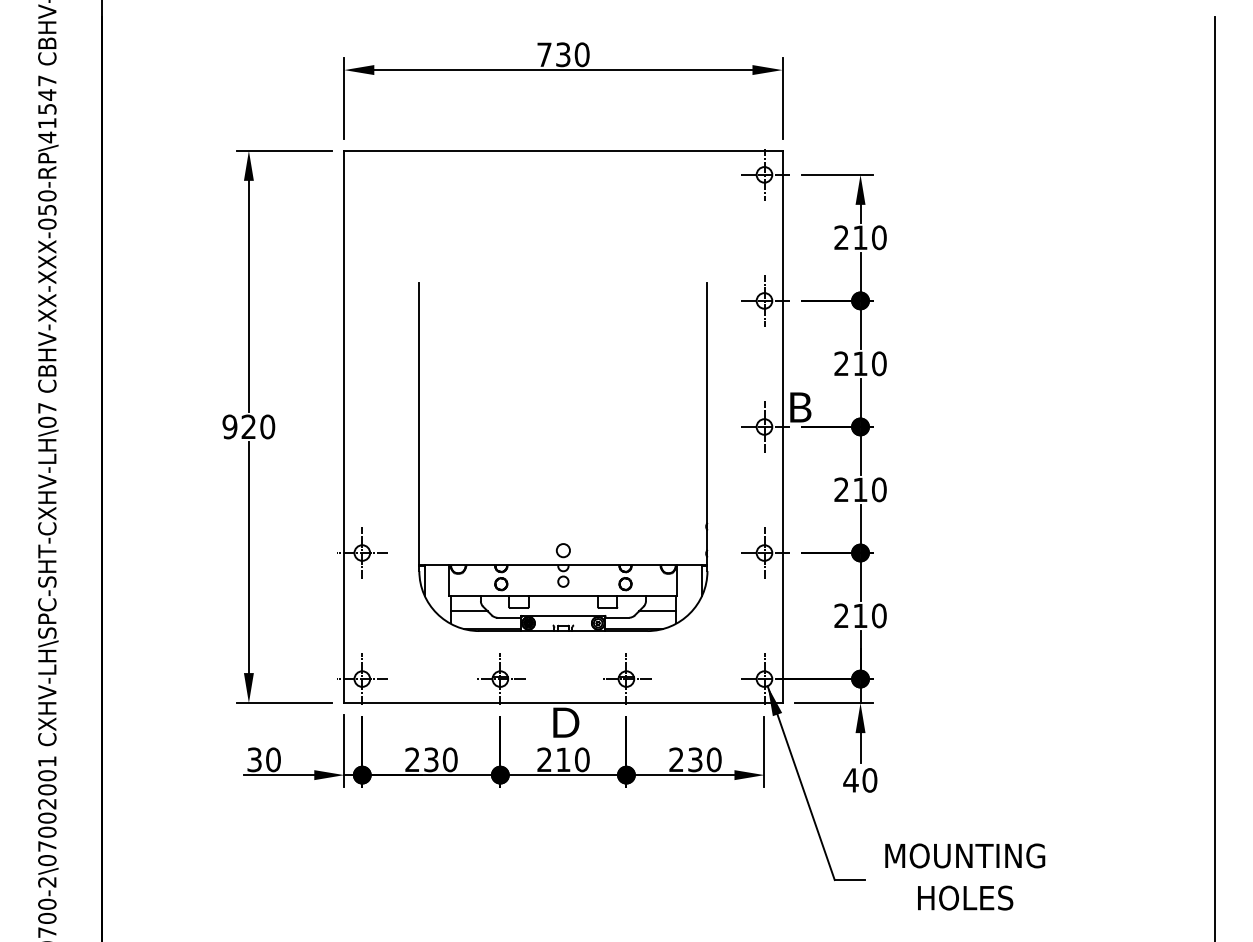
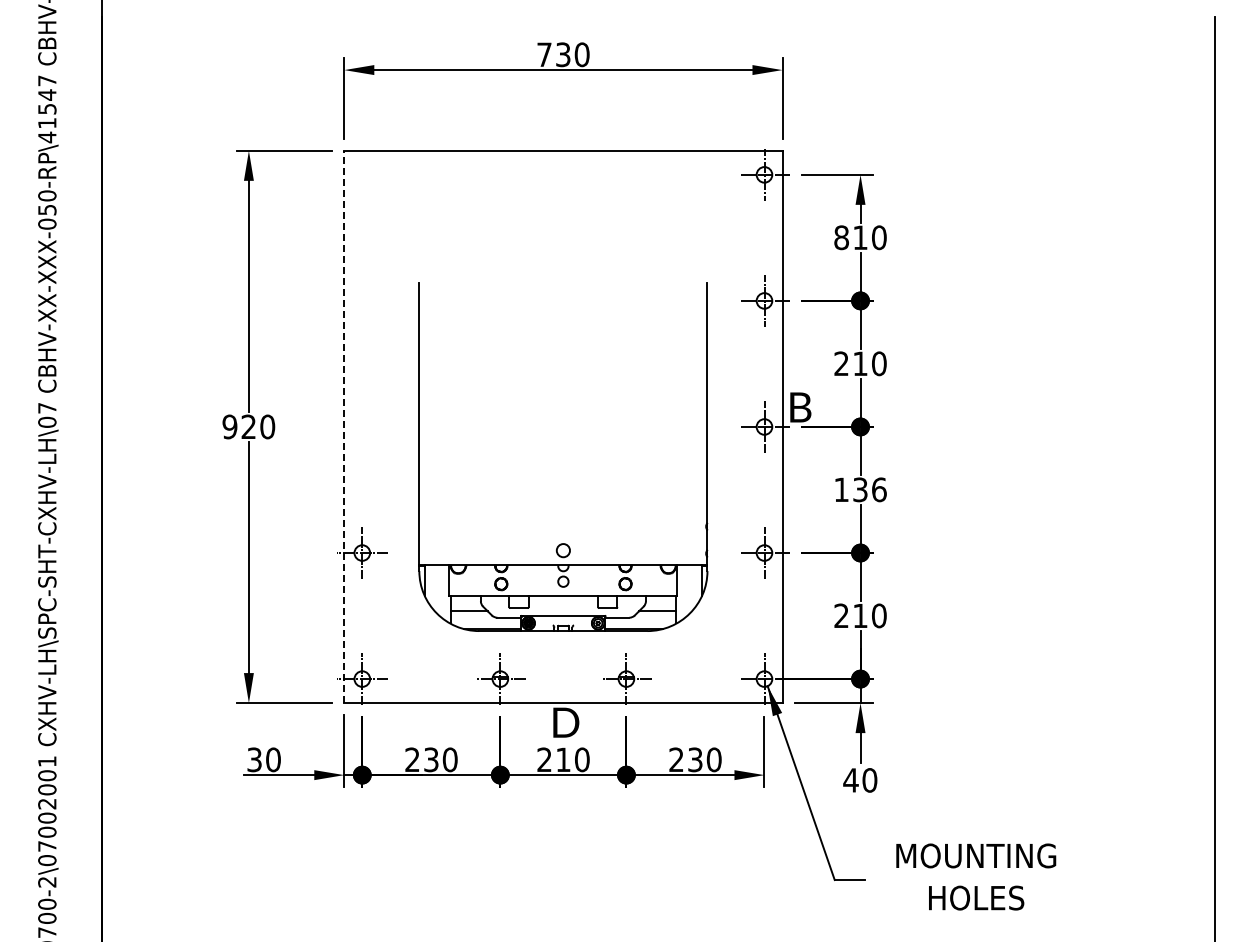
text: 210 -> 810 (841, 237)
line: solid -> dashed (344, 426)
text: 210 -> 136 (860, 489)
text position: (965, 876) -> (976, 876) (976, 876)
